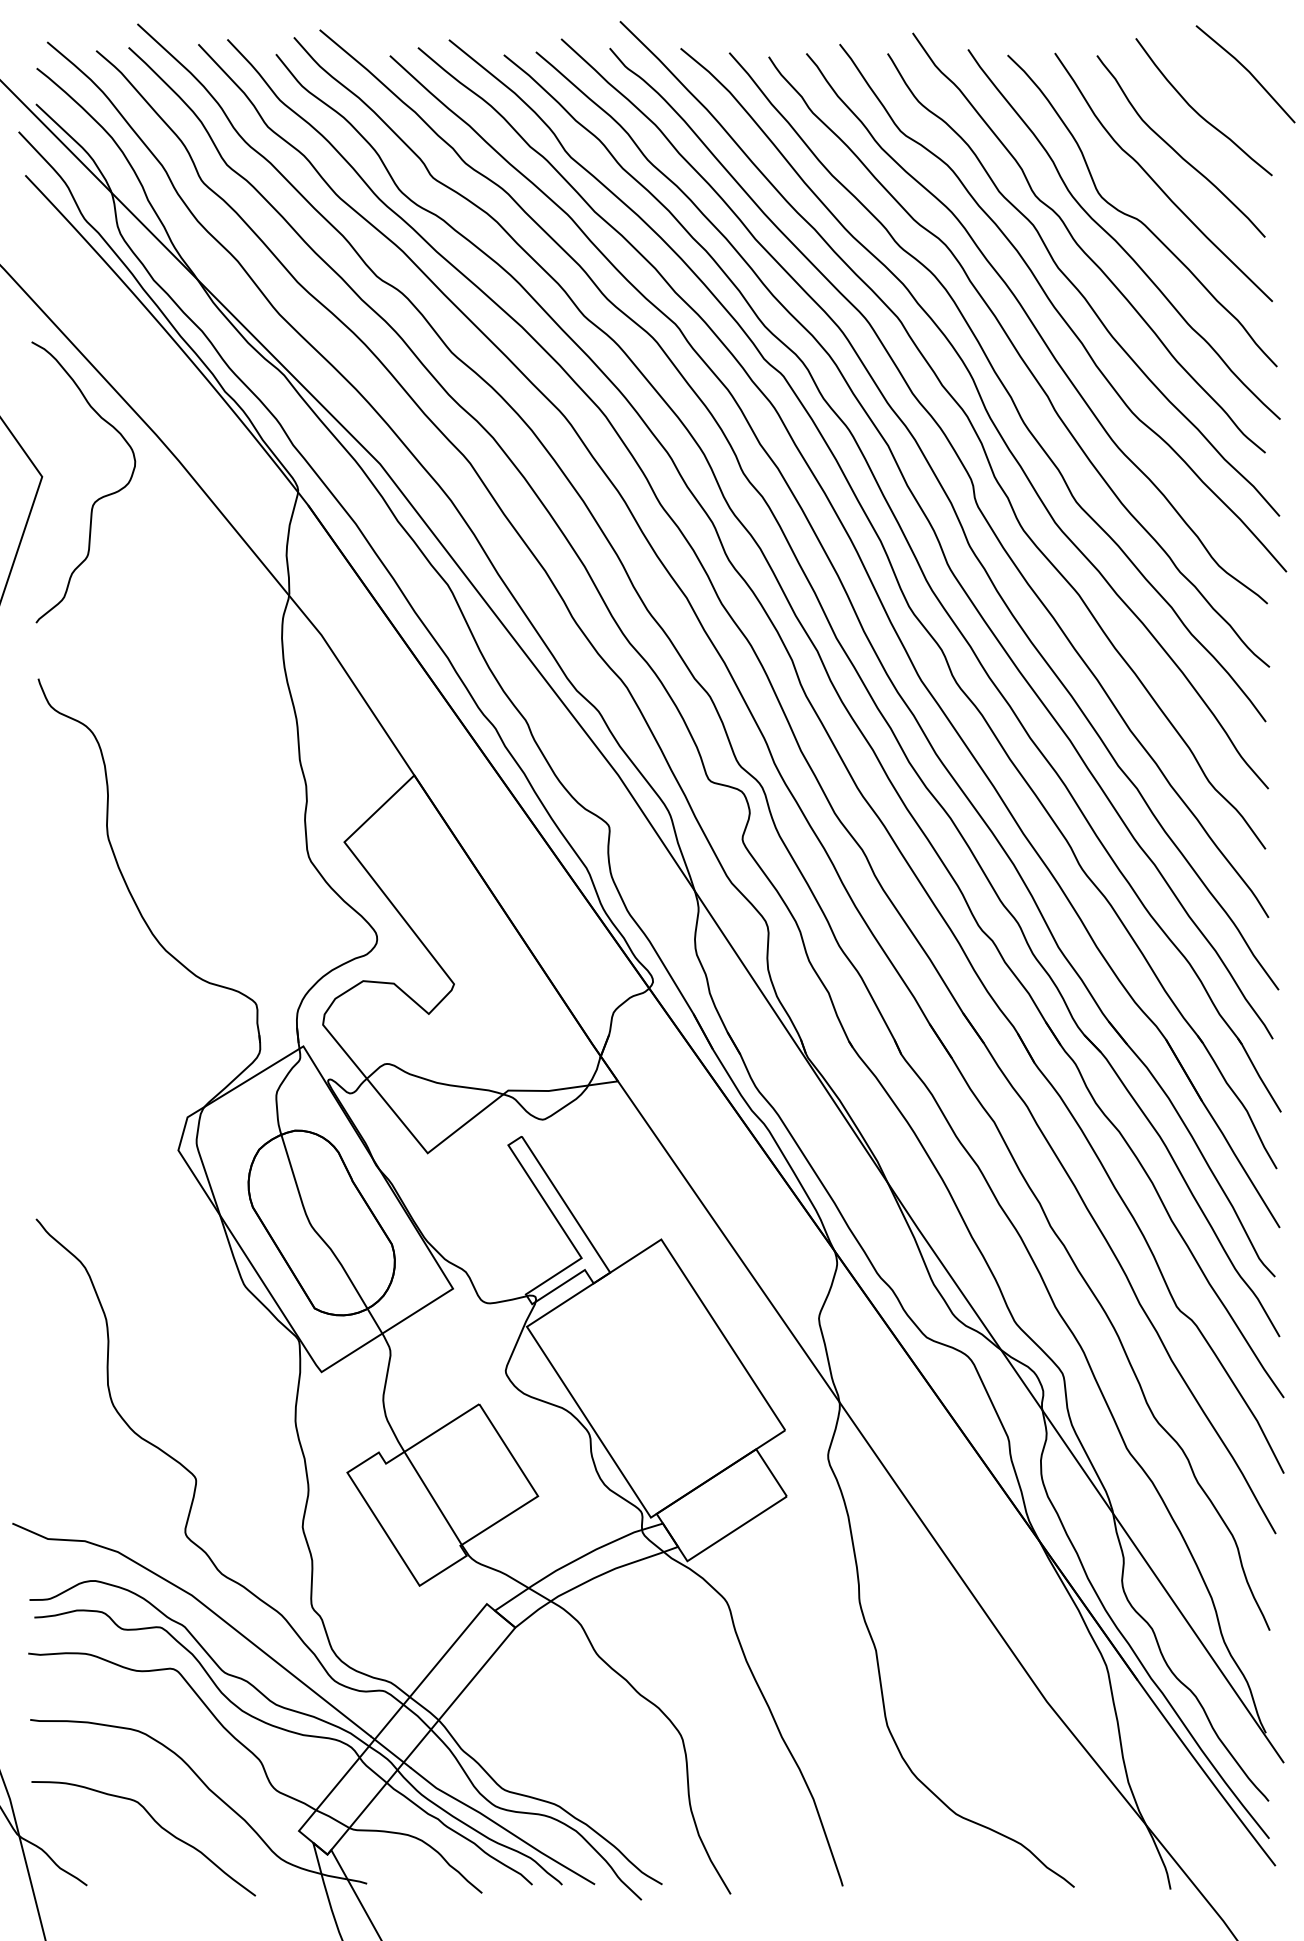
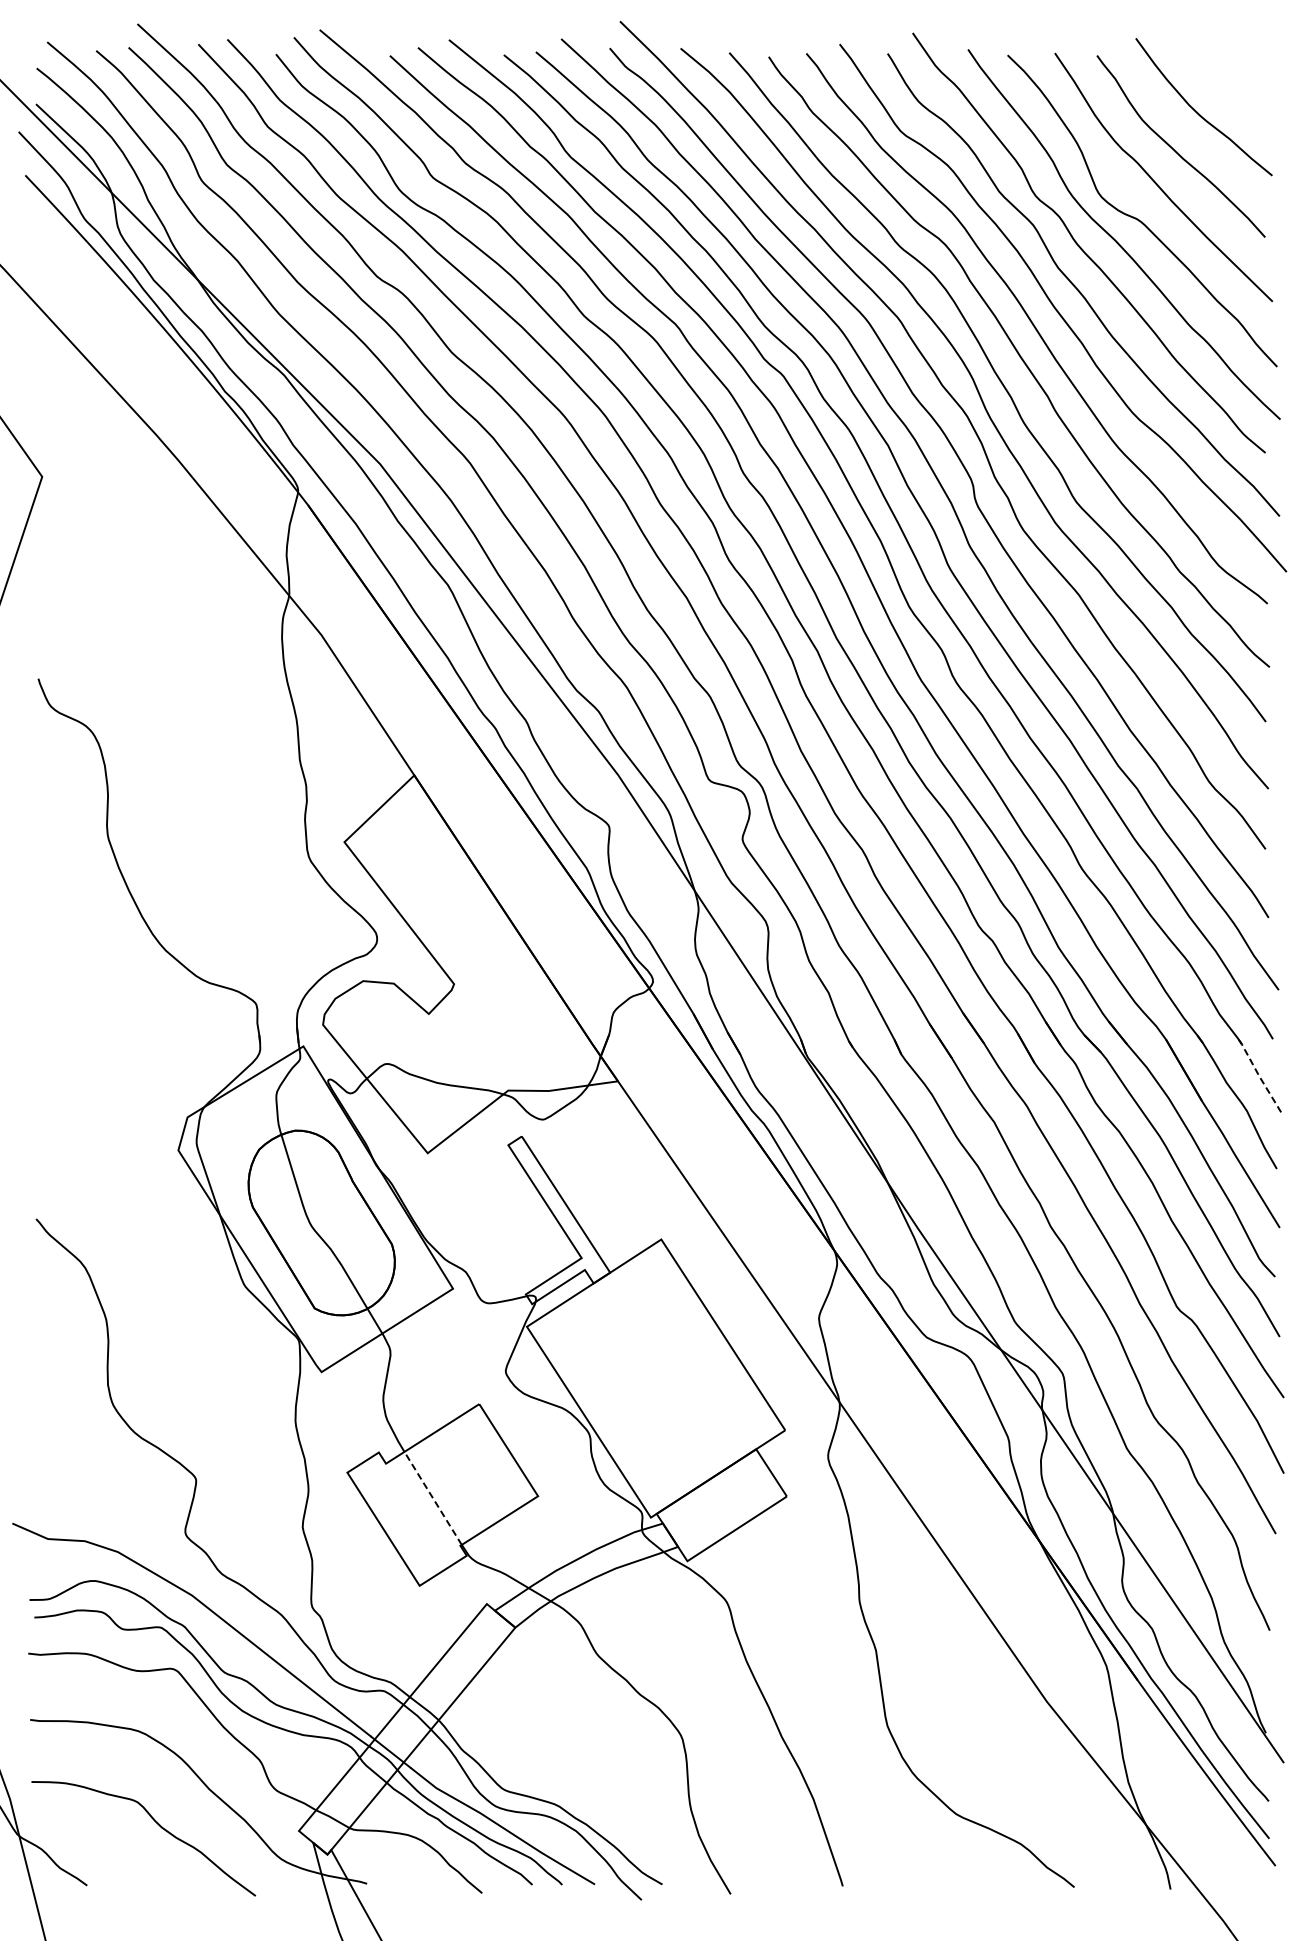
line: present -> none (1247, 71)
curve: present -> none (95, 500)
line: solid -> dashed (1258, 1074)
line: solid -> dashed (433, 1498)
